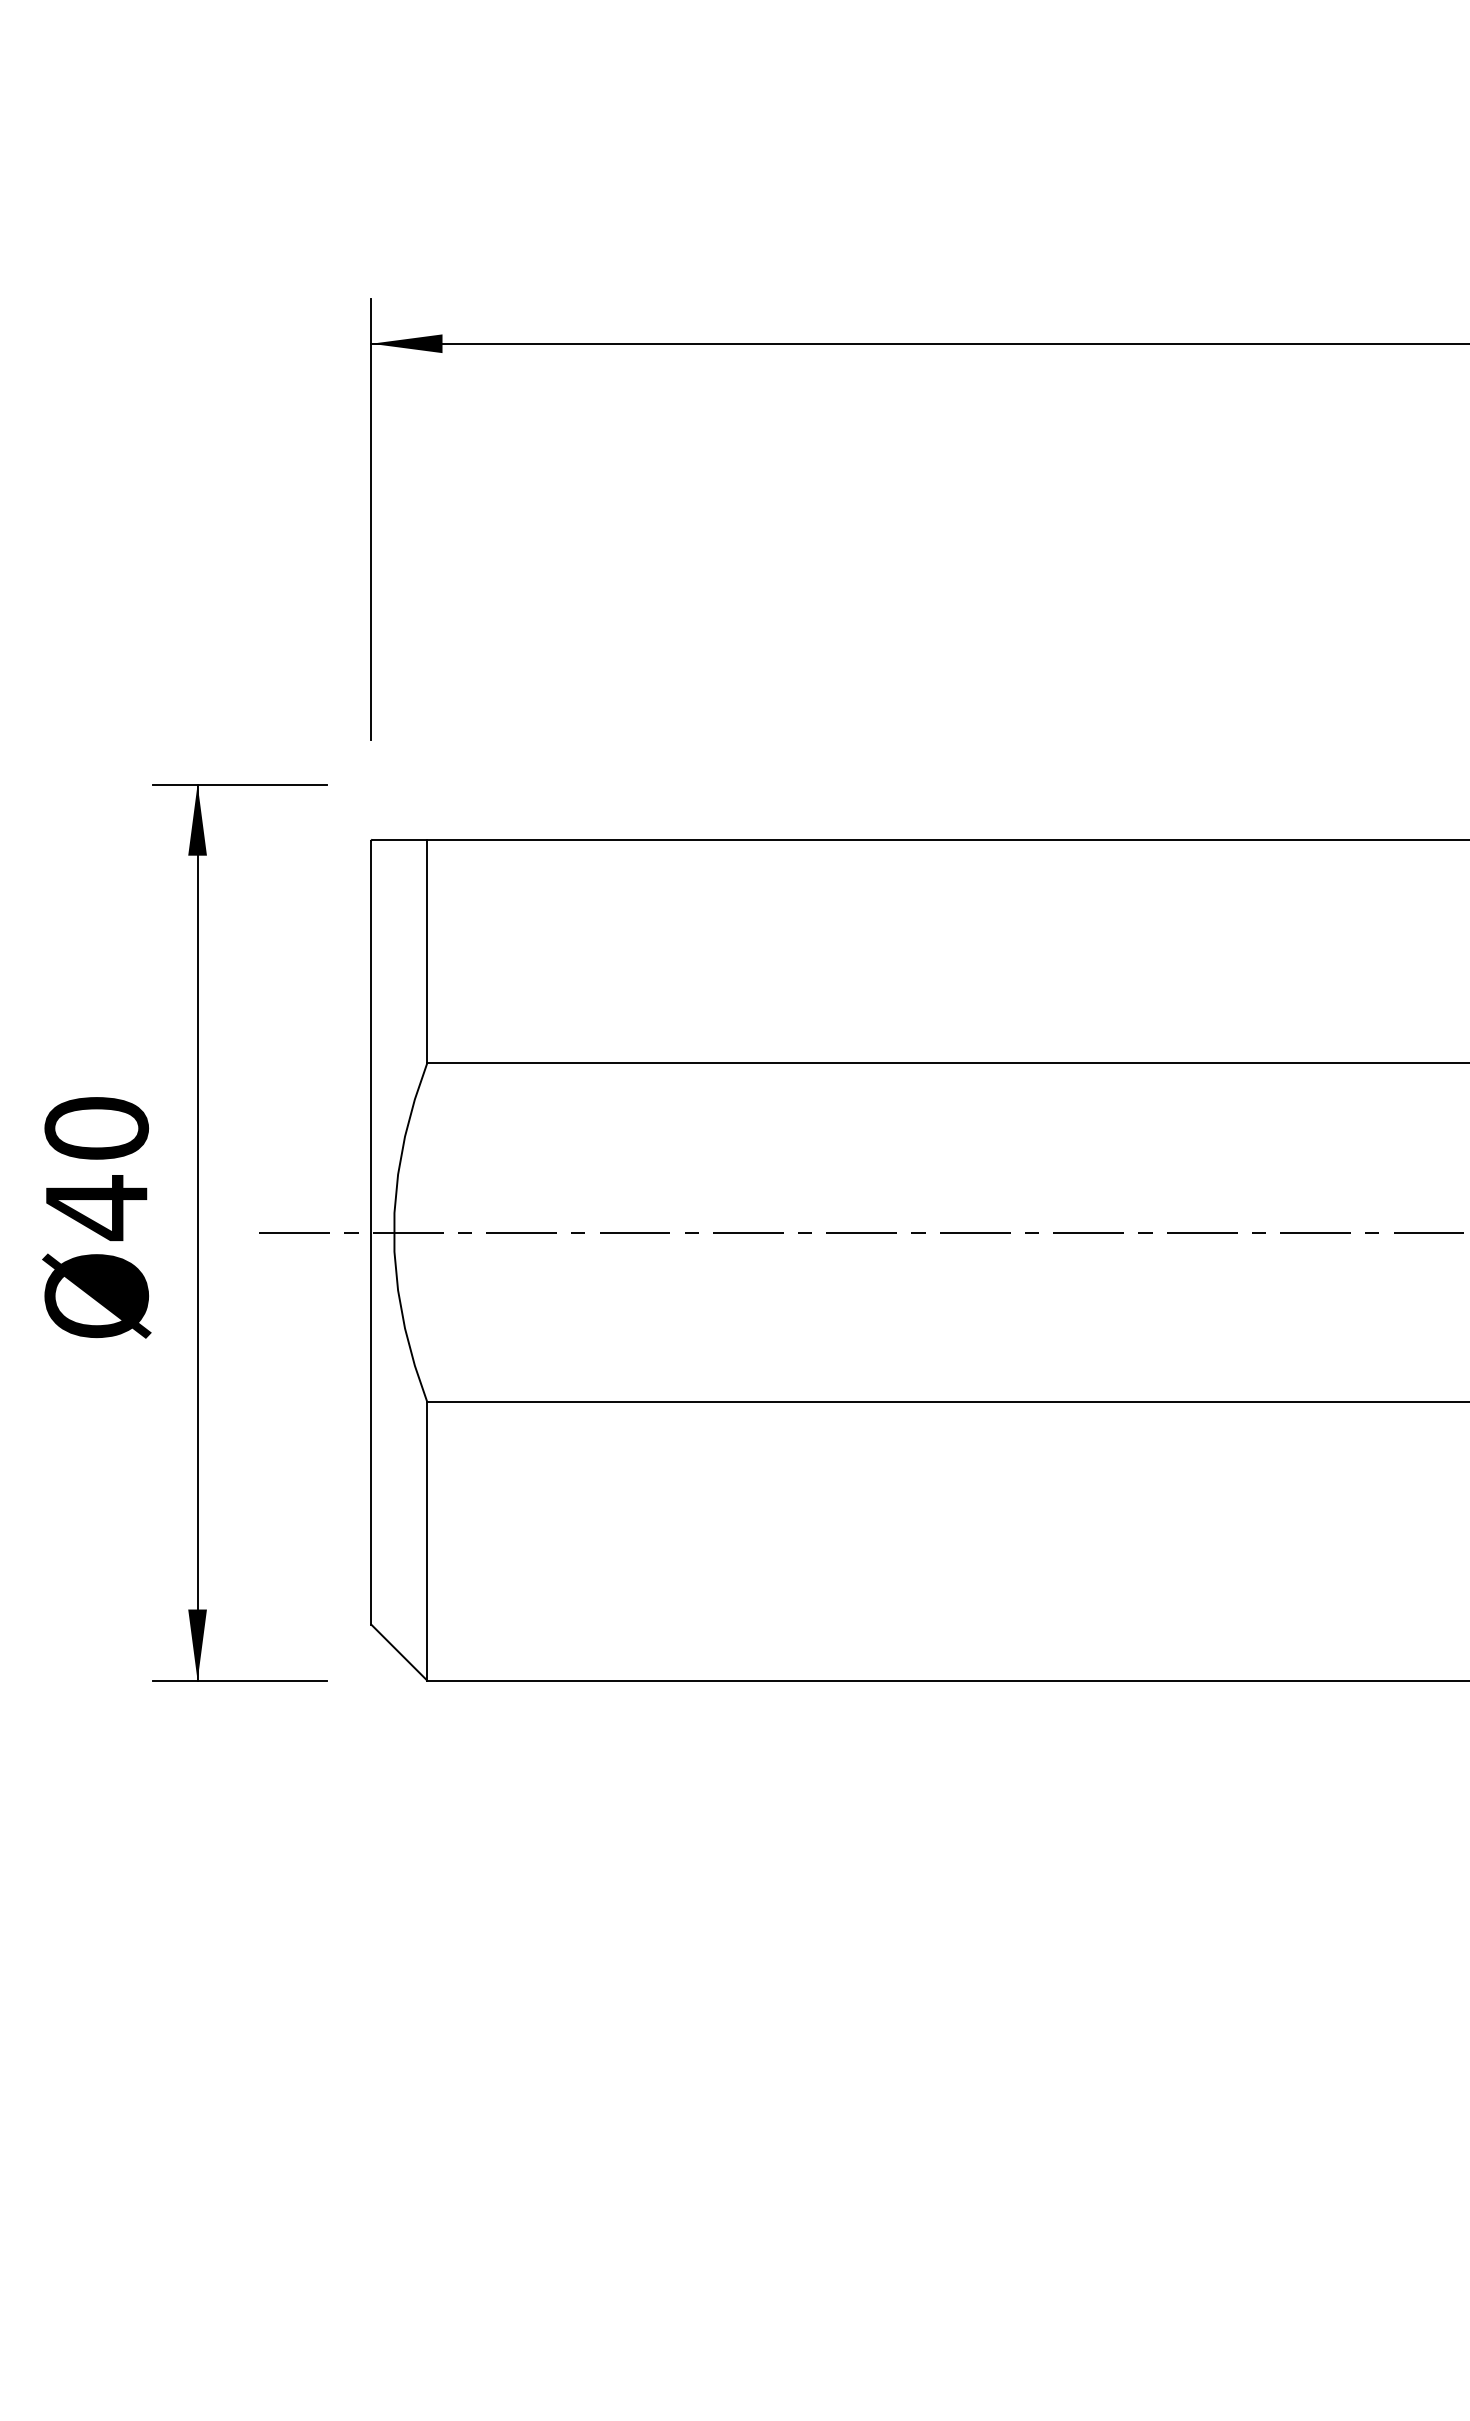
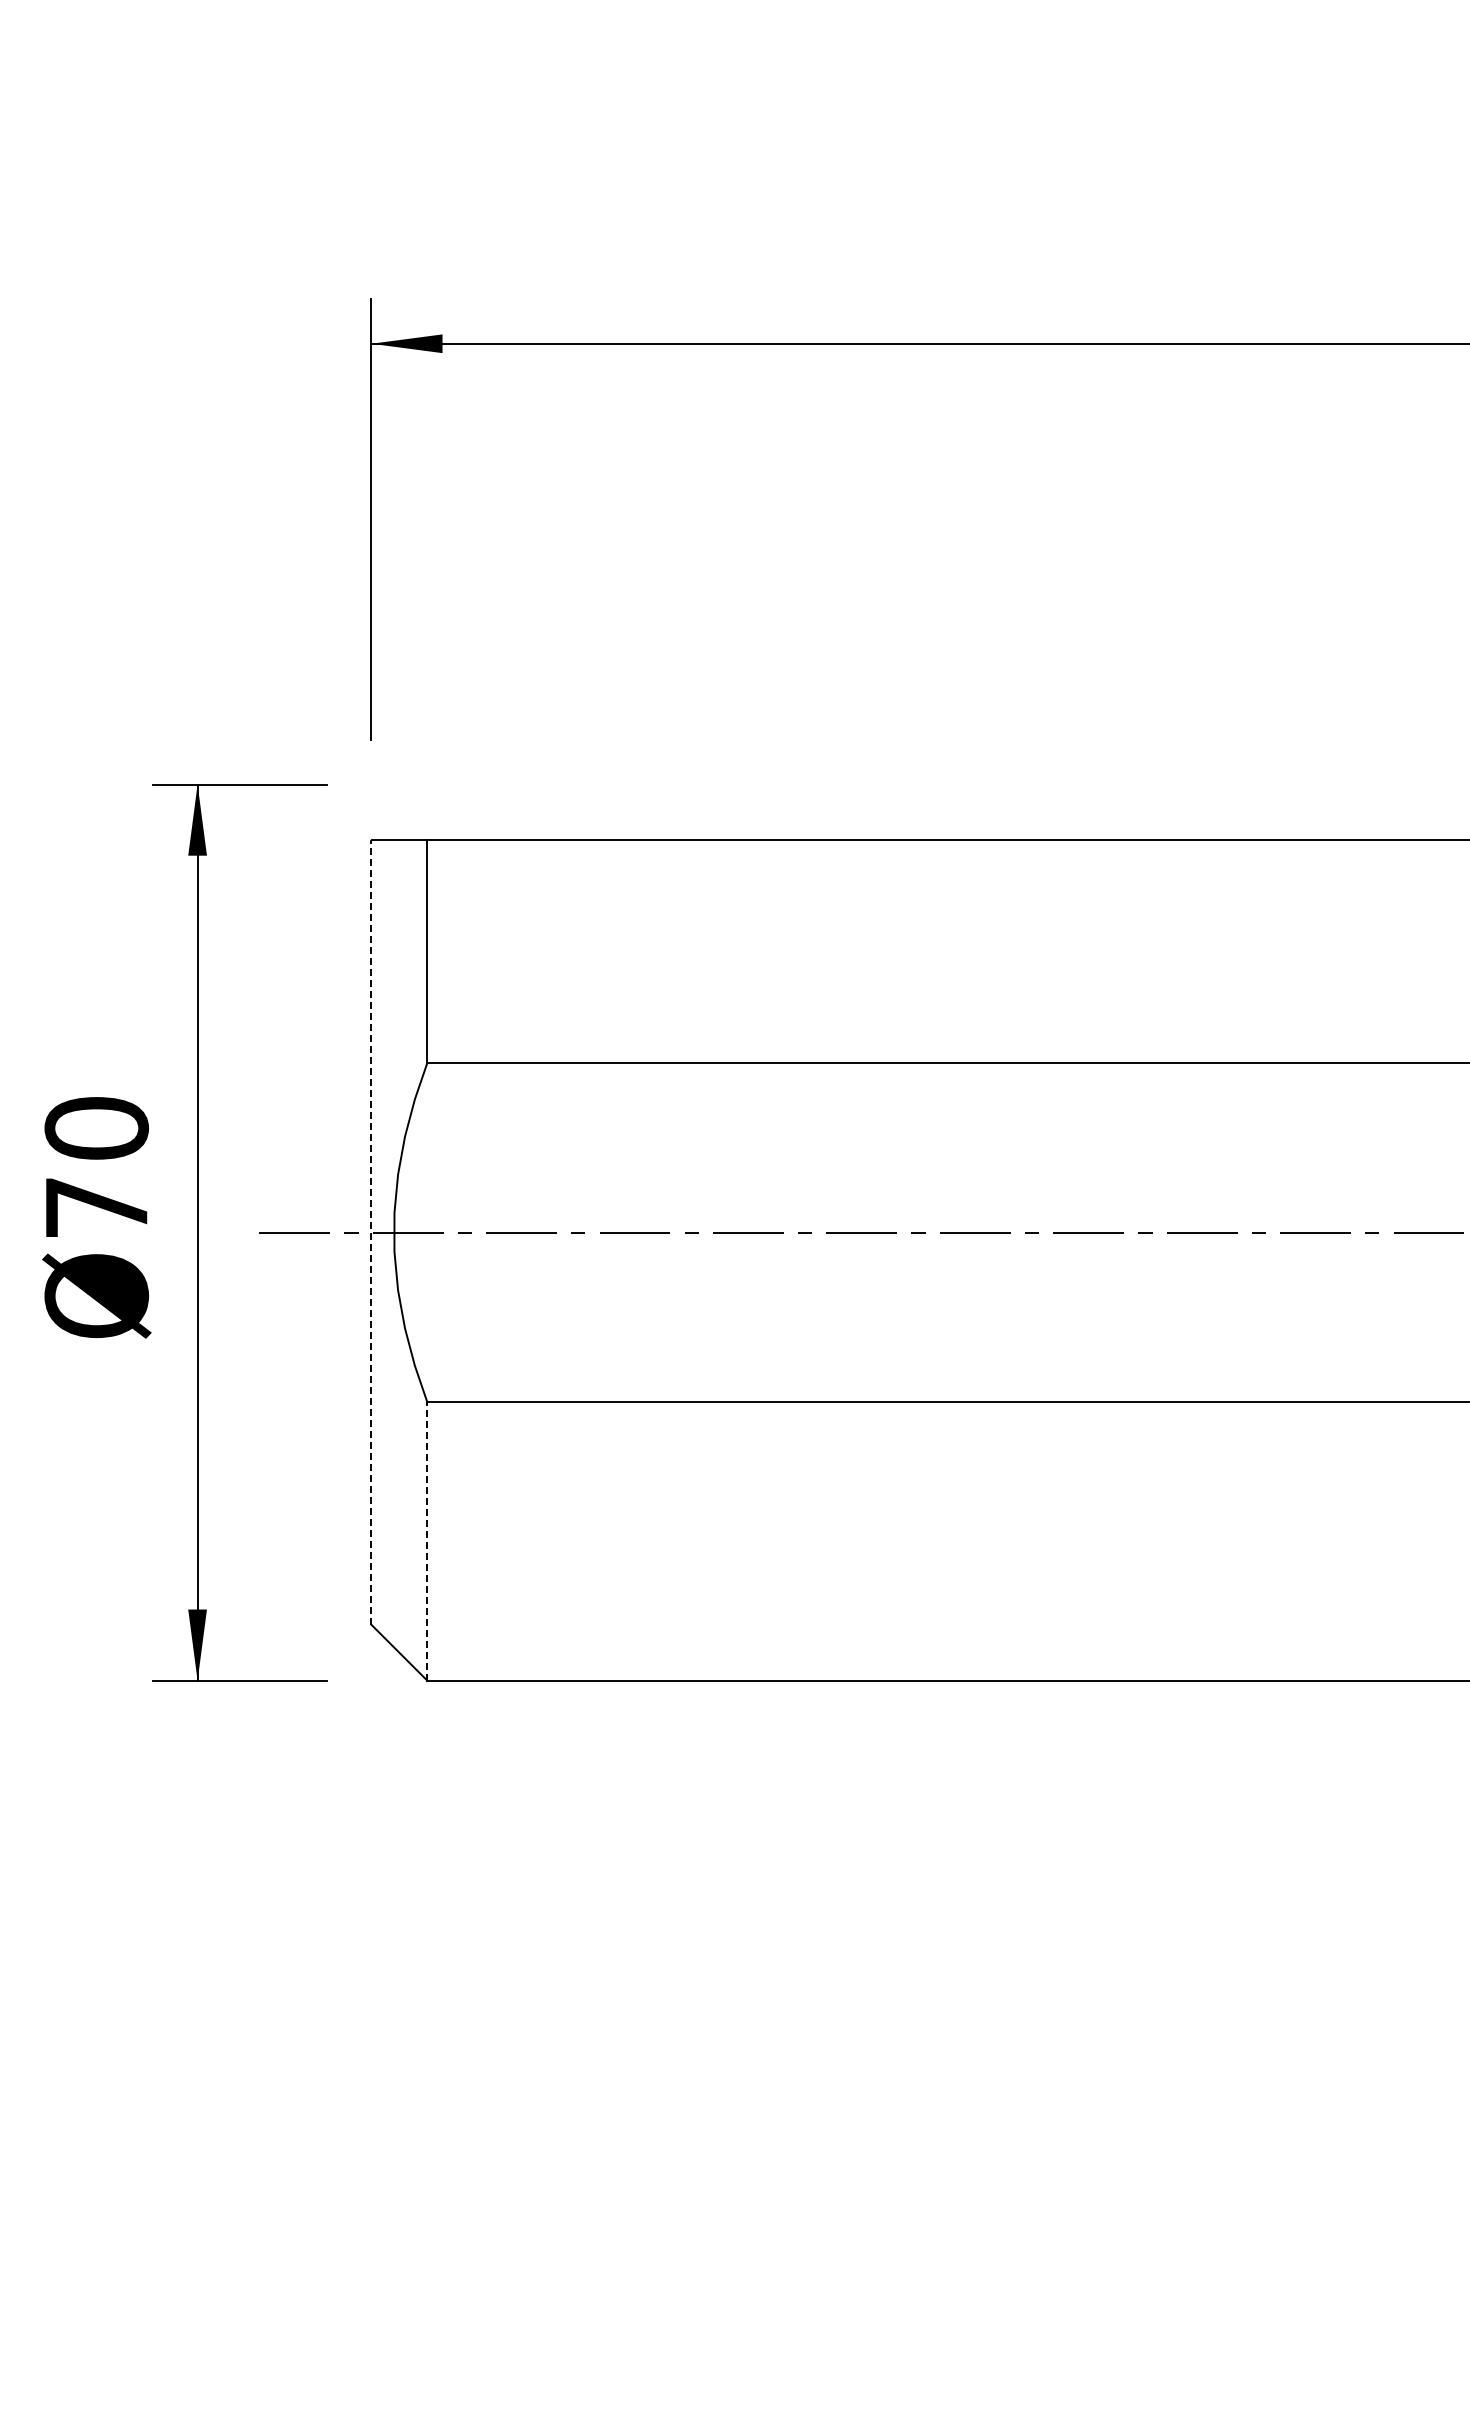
text: Ø40 -> Ø70 (96, 1208)
line: solid -> dashed (371, 1232)
line: solid -> dashed (427, 1541)
